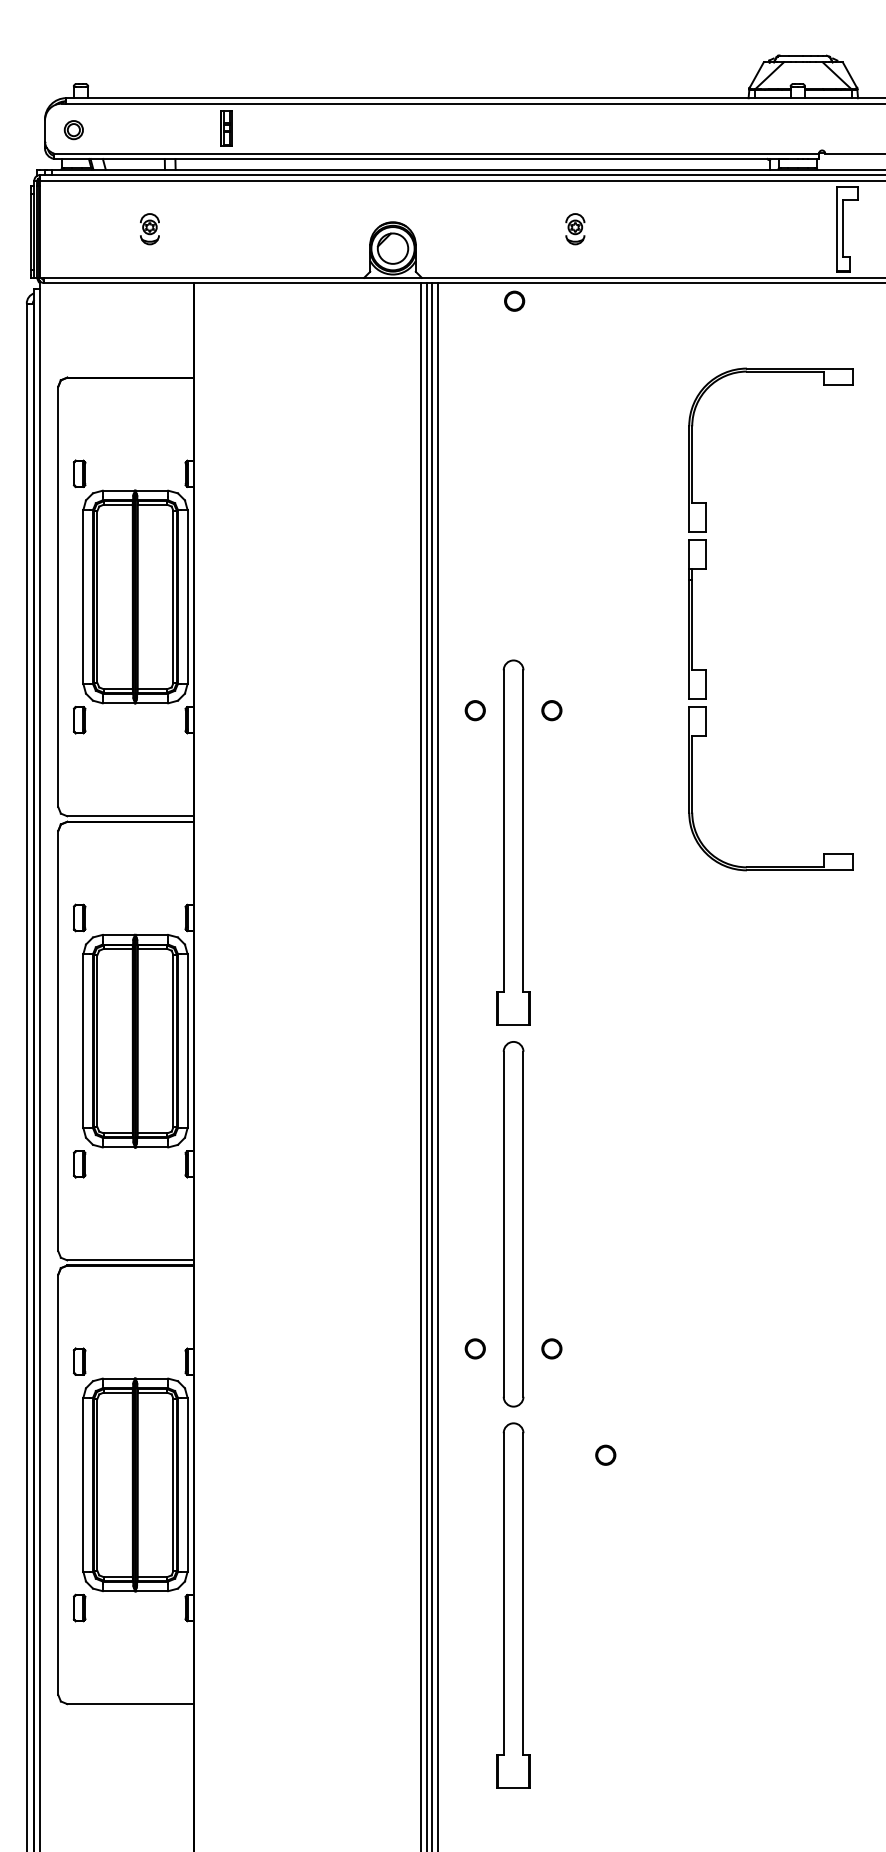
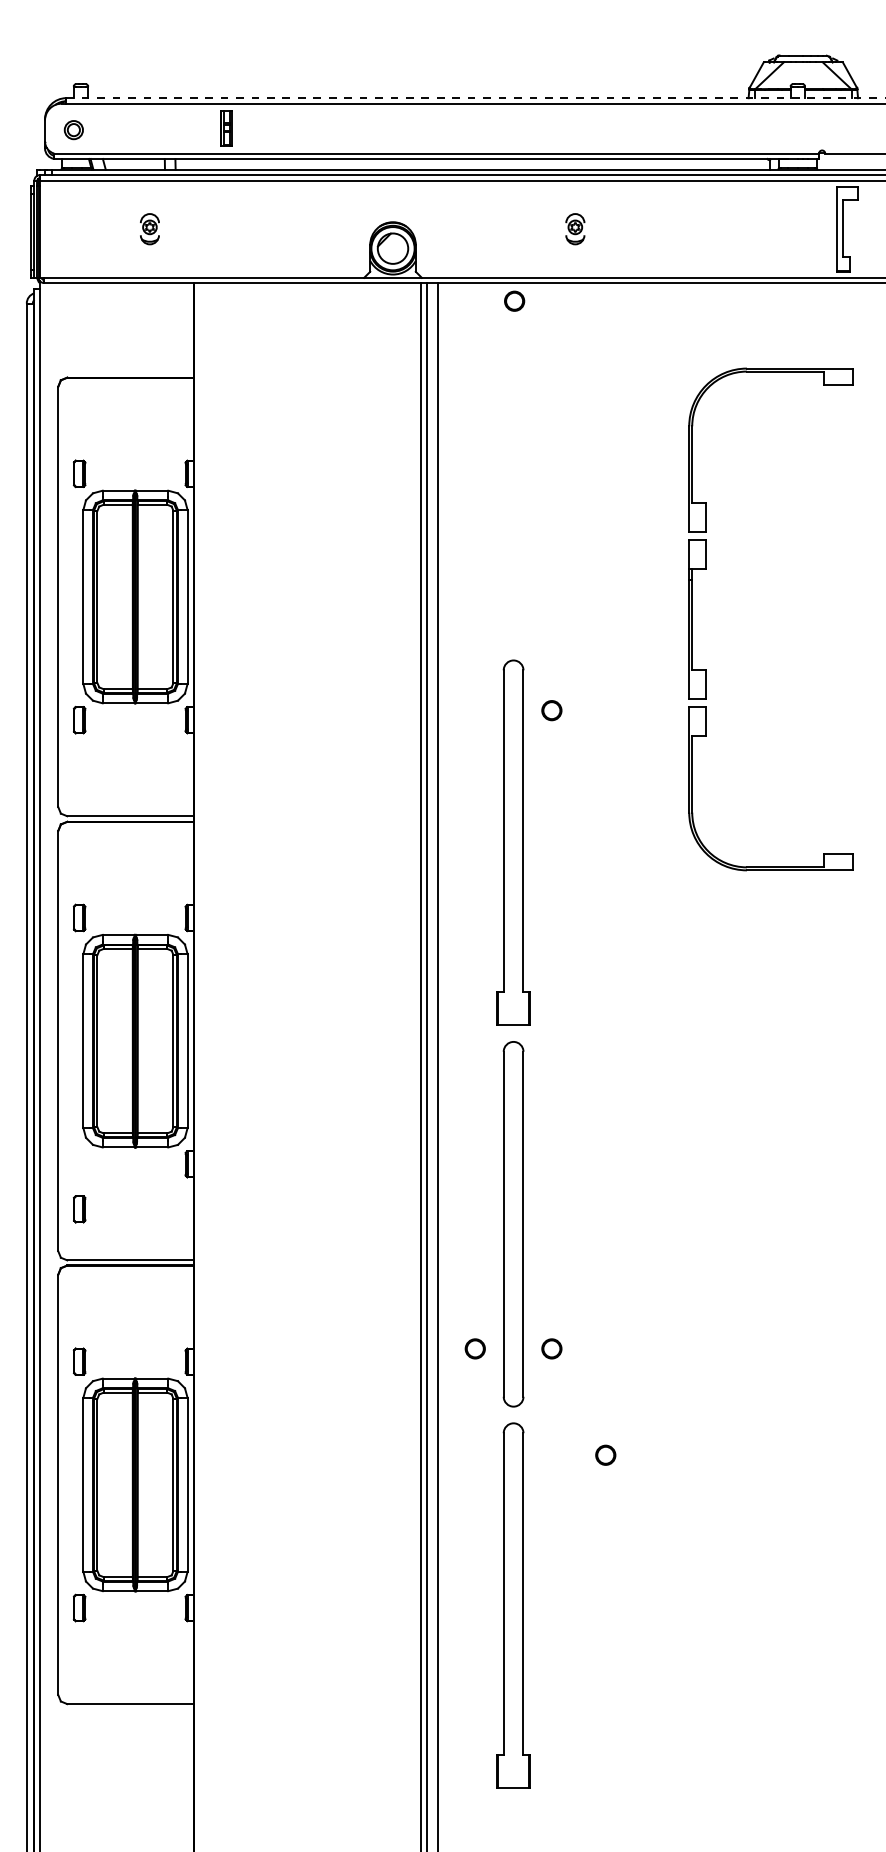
line: solid -> dashed (475, 98)
circle: present -> none (474, 710)
line: present -> none (432, 1065)
part position: (79, 1164) -> (79, 1209) (79, 1209)
